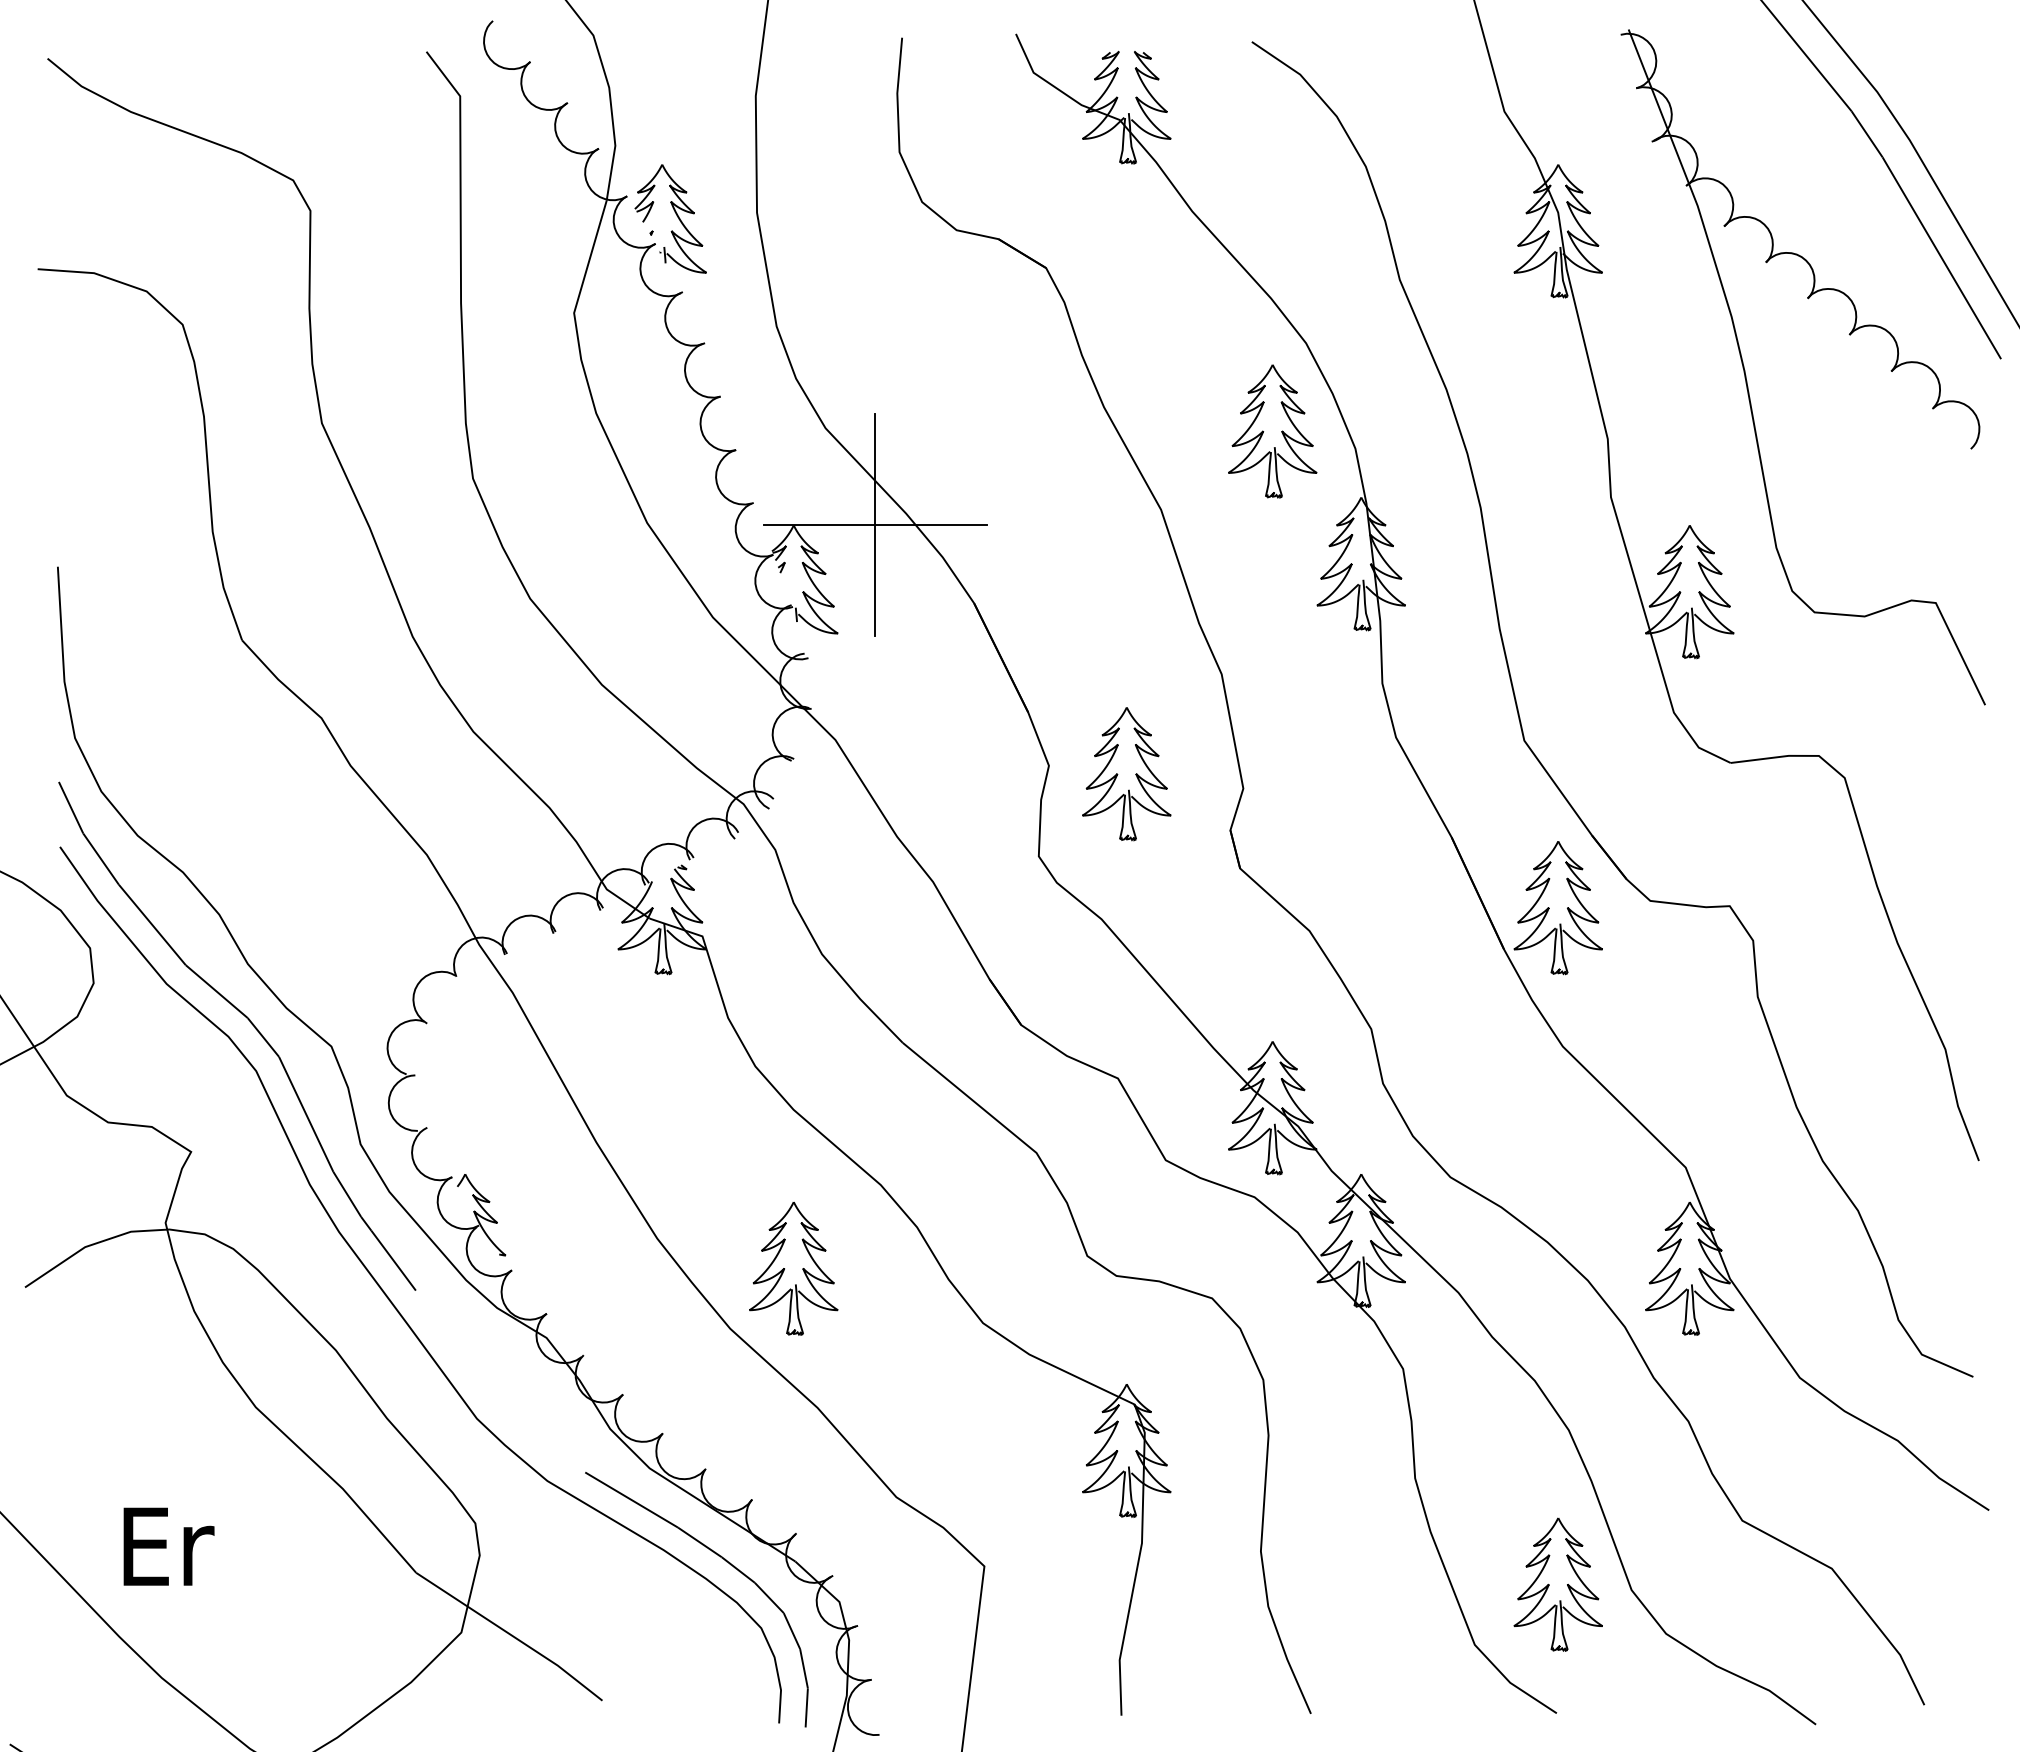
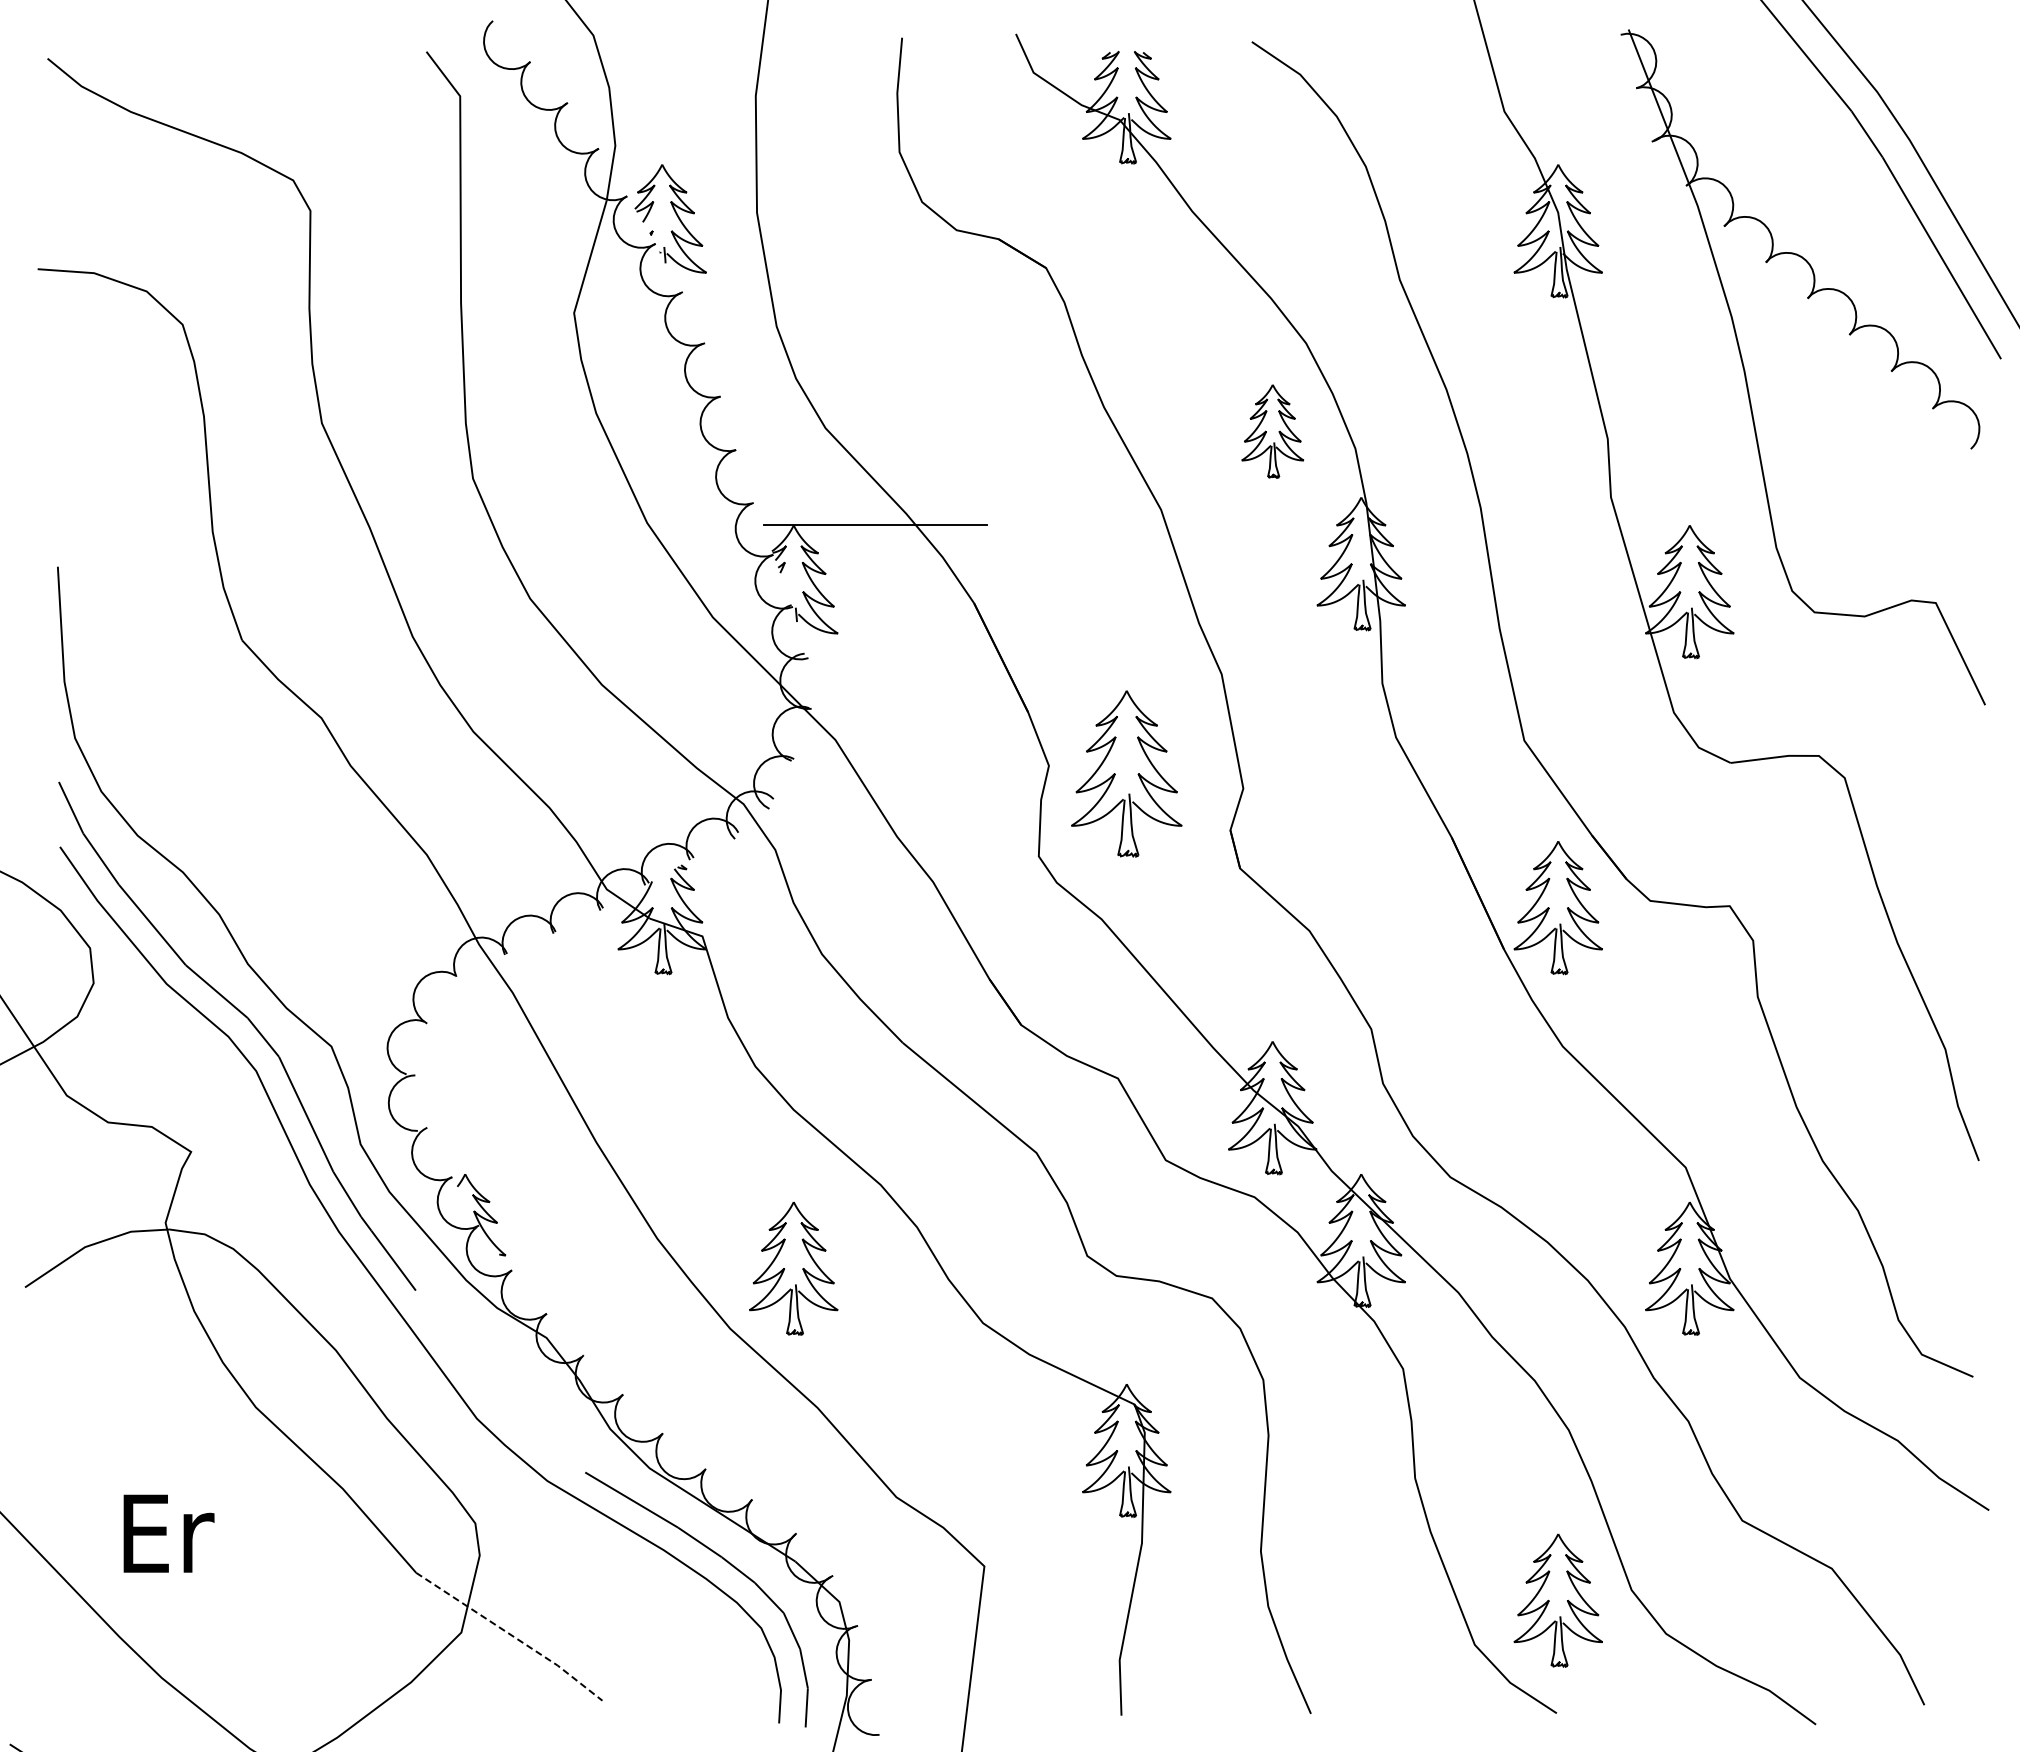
part size: 90x135 px -> 64x95 px (1272, 431)
line: present -> none (875, 524)
part size: 90x135 px -> 112x168 px (1126, 773)
text position: (168, 1546) -> (168, 1533) (168, 1533)
part position: (1557, 1584) -> (1557, 1600) (1557, 1600)
line: solid -> dashed (511, 1635)
